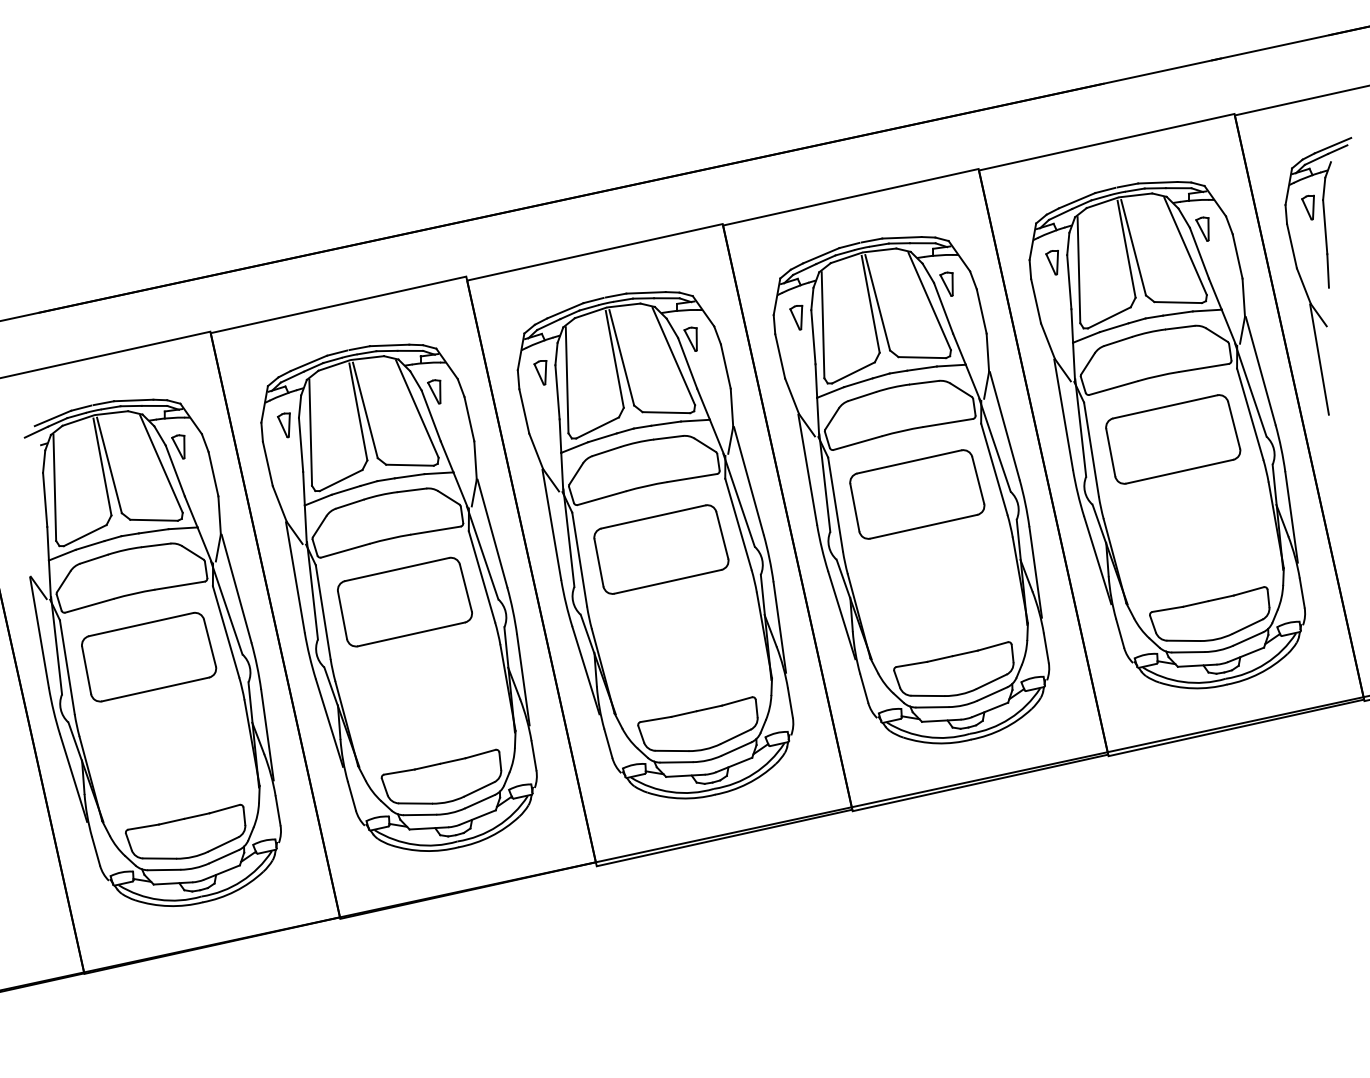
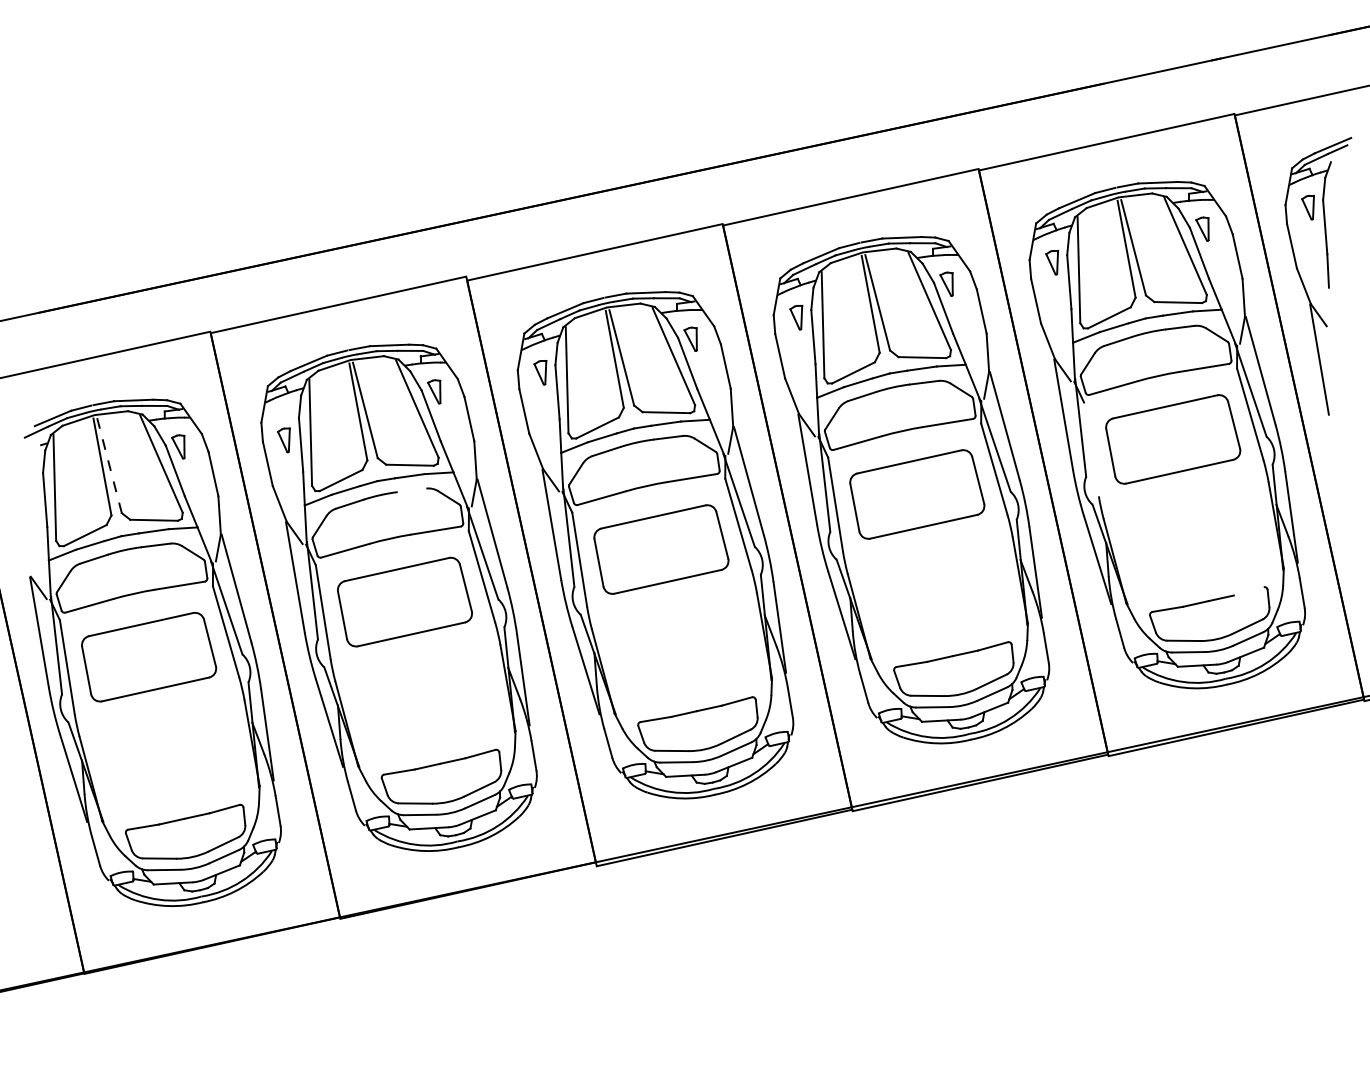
part position: (283, 425) -> (283, 440) (283, 440)
line: present -> none (1091, 449)
line: solid -> dashed (109, 464)
line: present -> none (411, 490)
line: present -> none (1248, 591)
